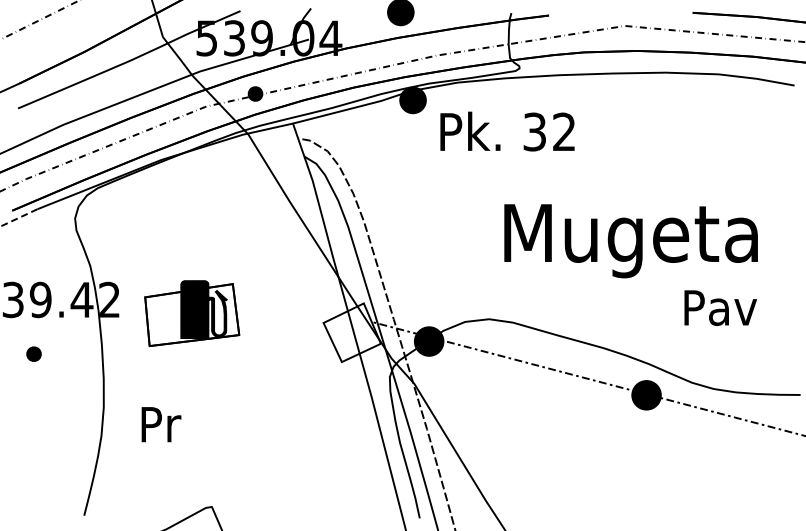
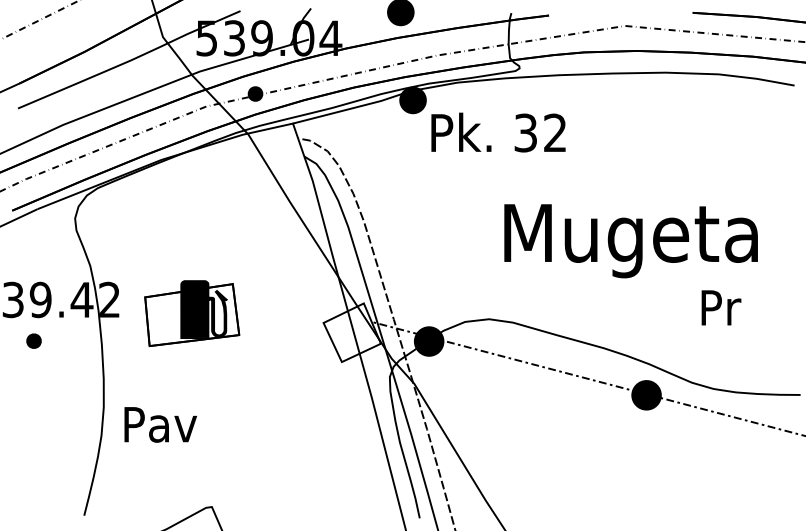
text position: (507, 131) -> (498, 132) (498, 132)
line: dashed -> solid (18, 218)
text: Pav -> Pr (720, 307)
part position: (33, 353) -> (33, 340) (33, 340)
text: Pr -> Pav (160, 424)
